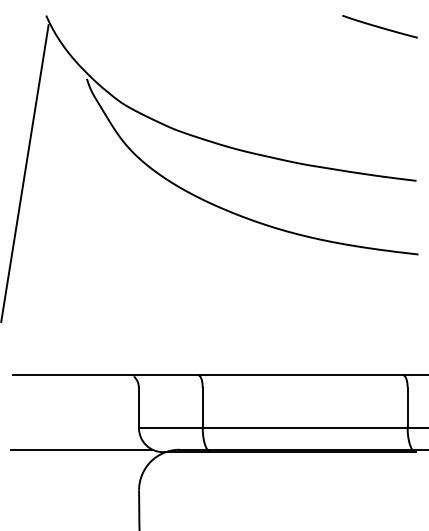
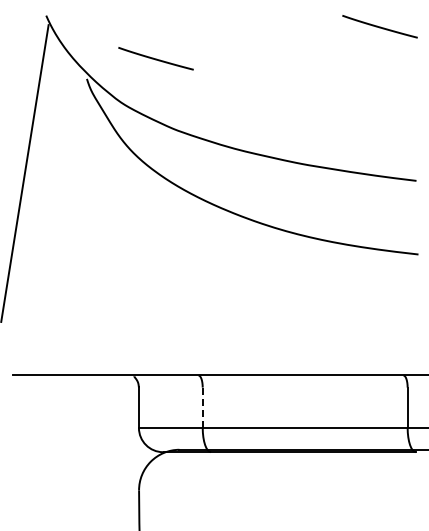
line: none -> present (155, 58)
line: solid -> dashed (202, 407)
line: present -> none (81, 449)
